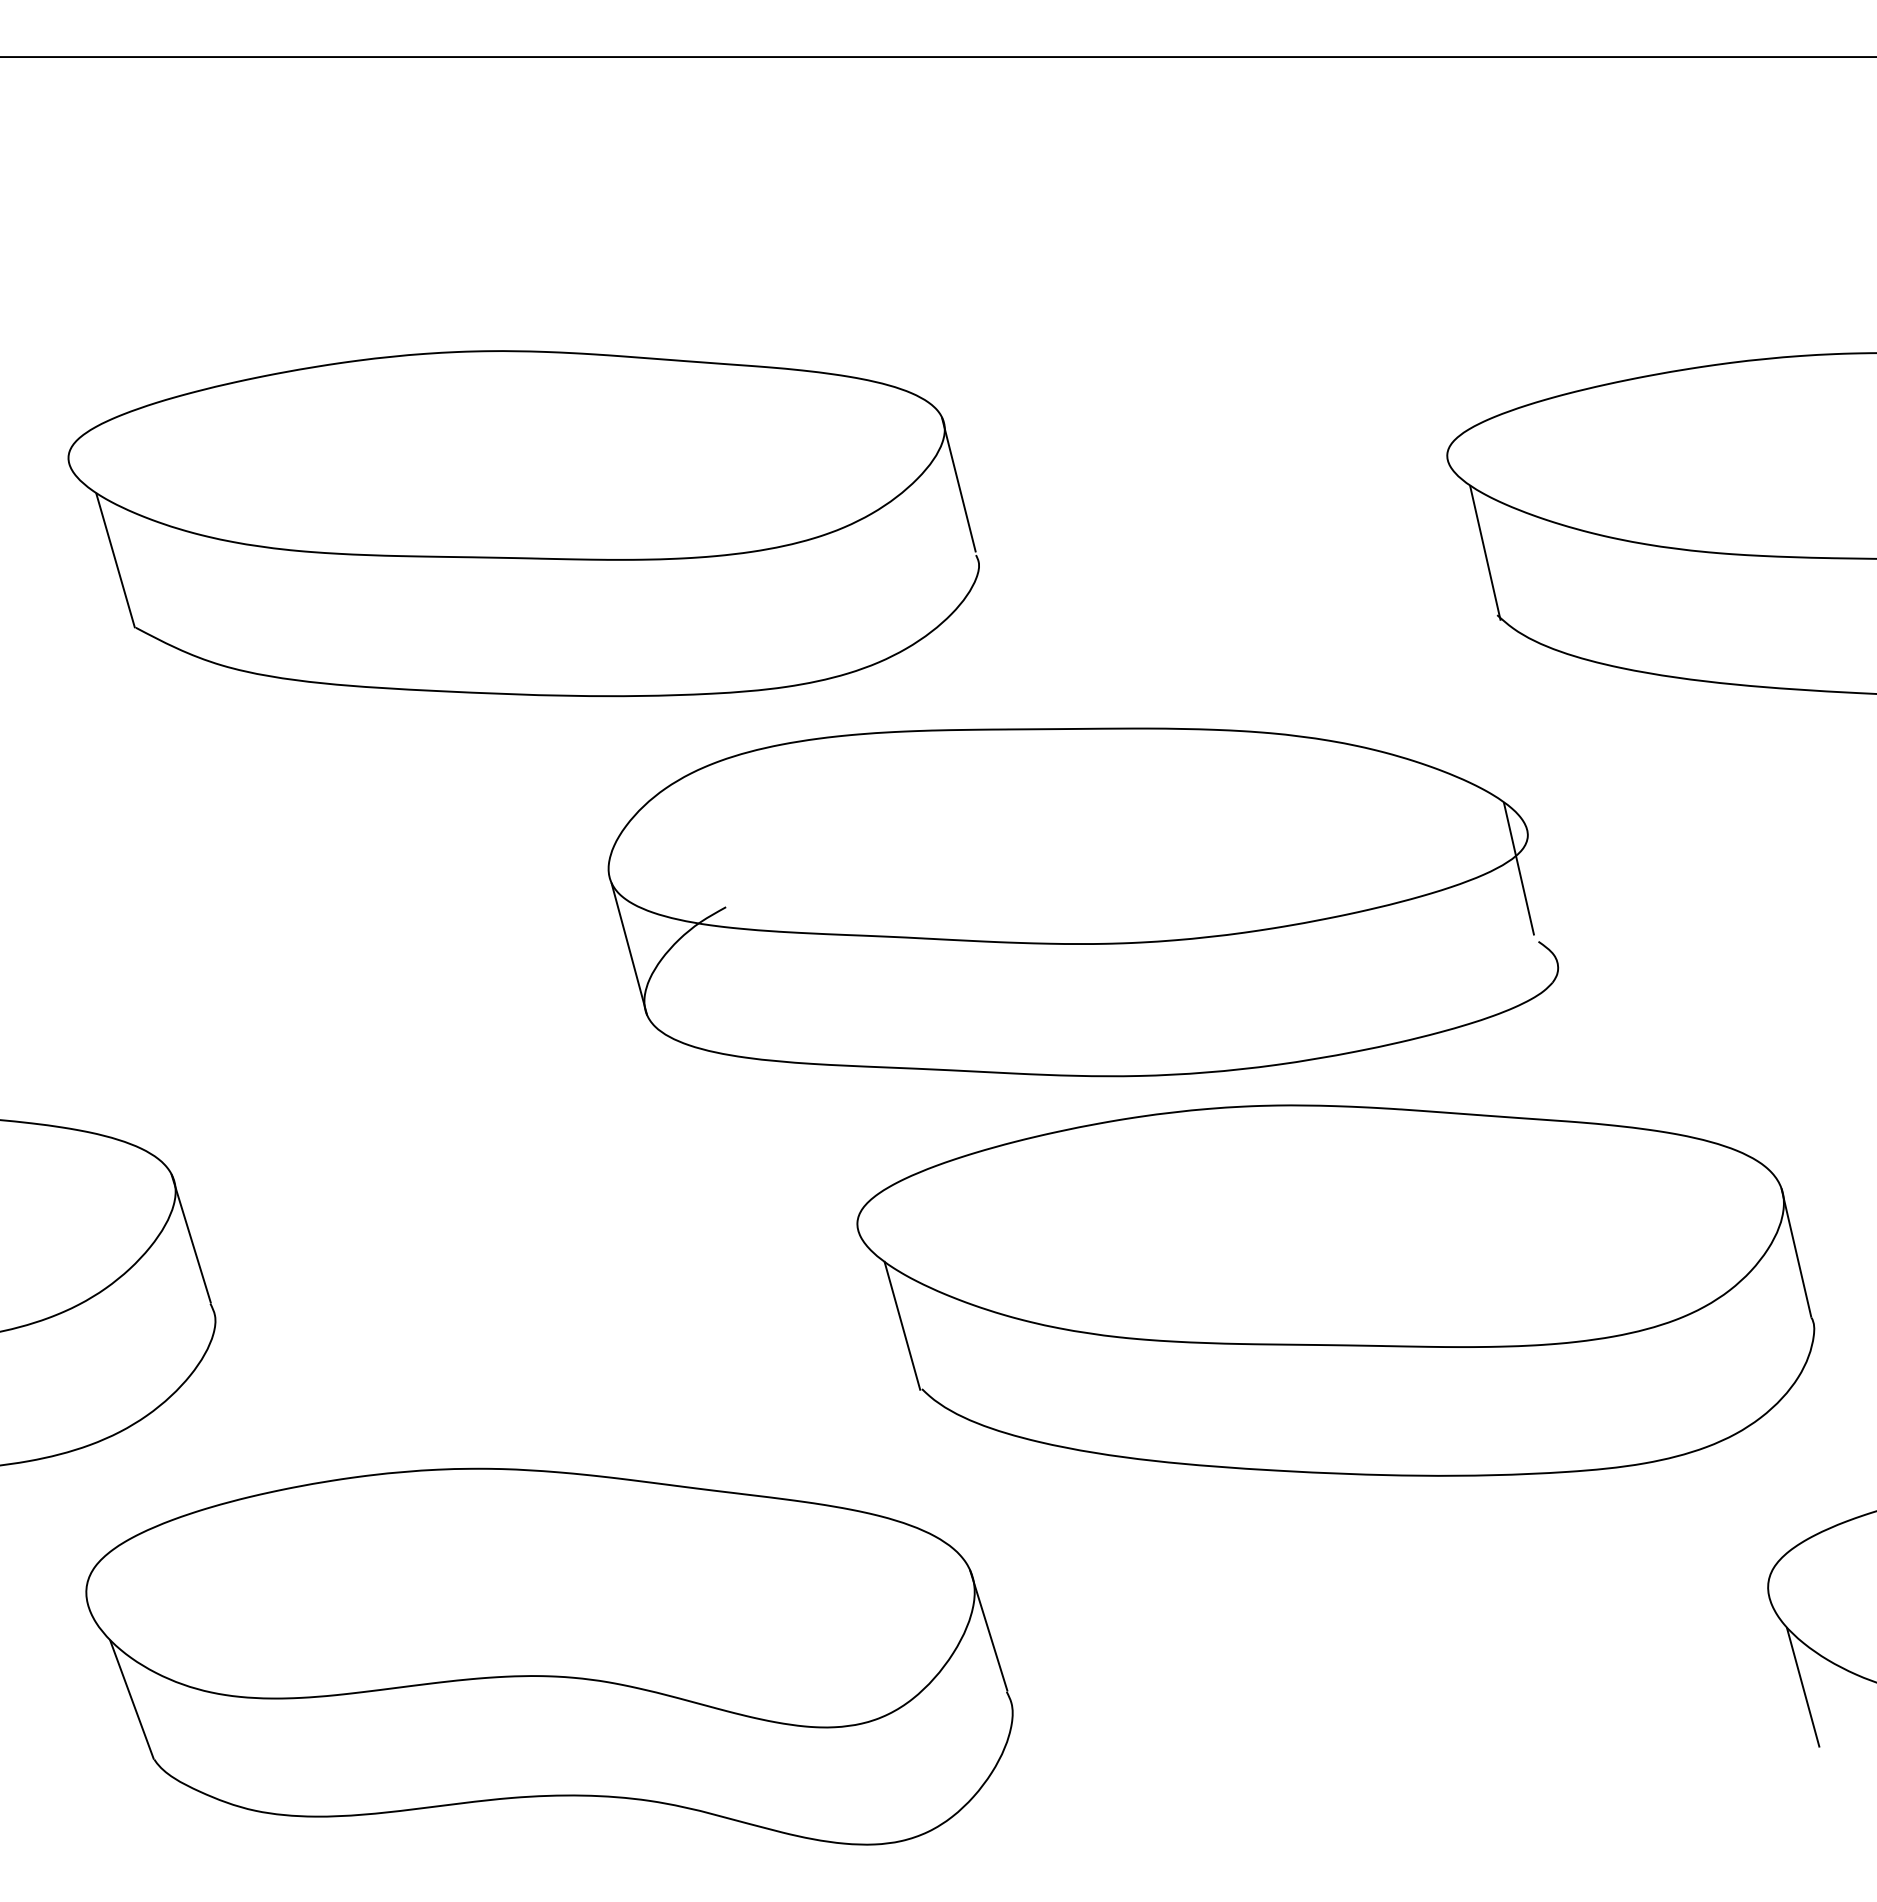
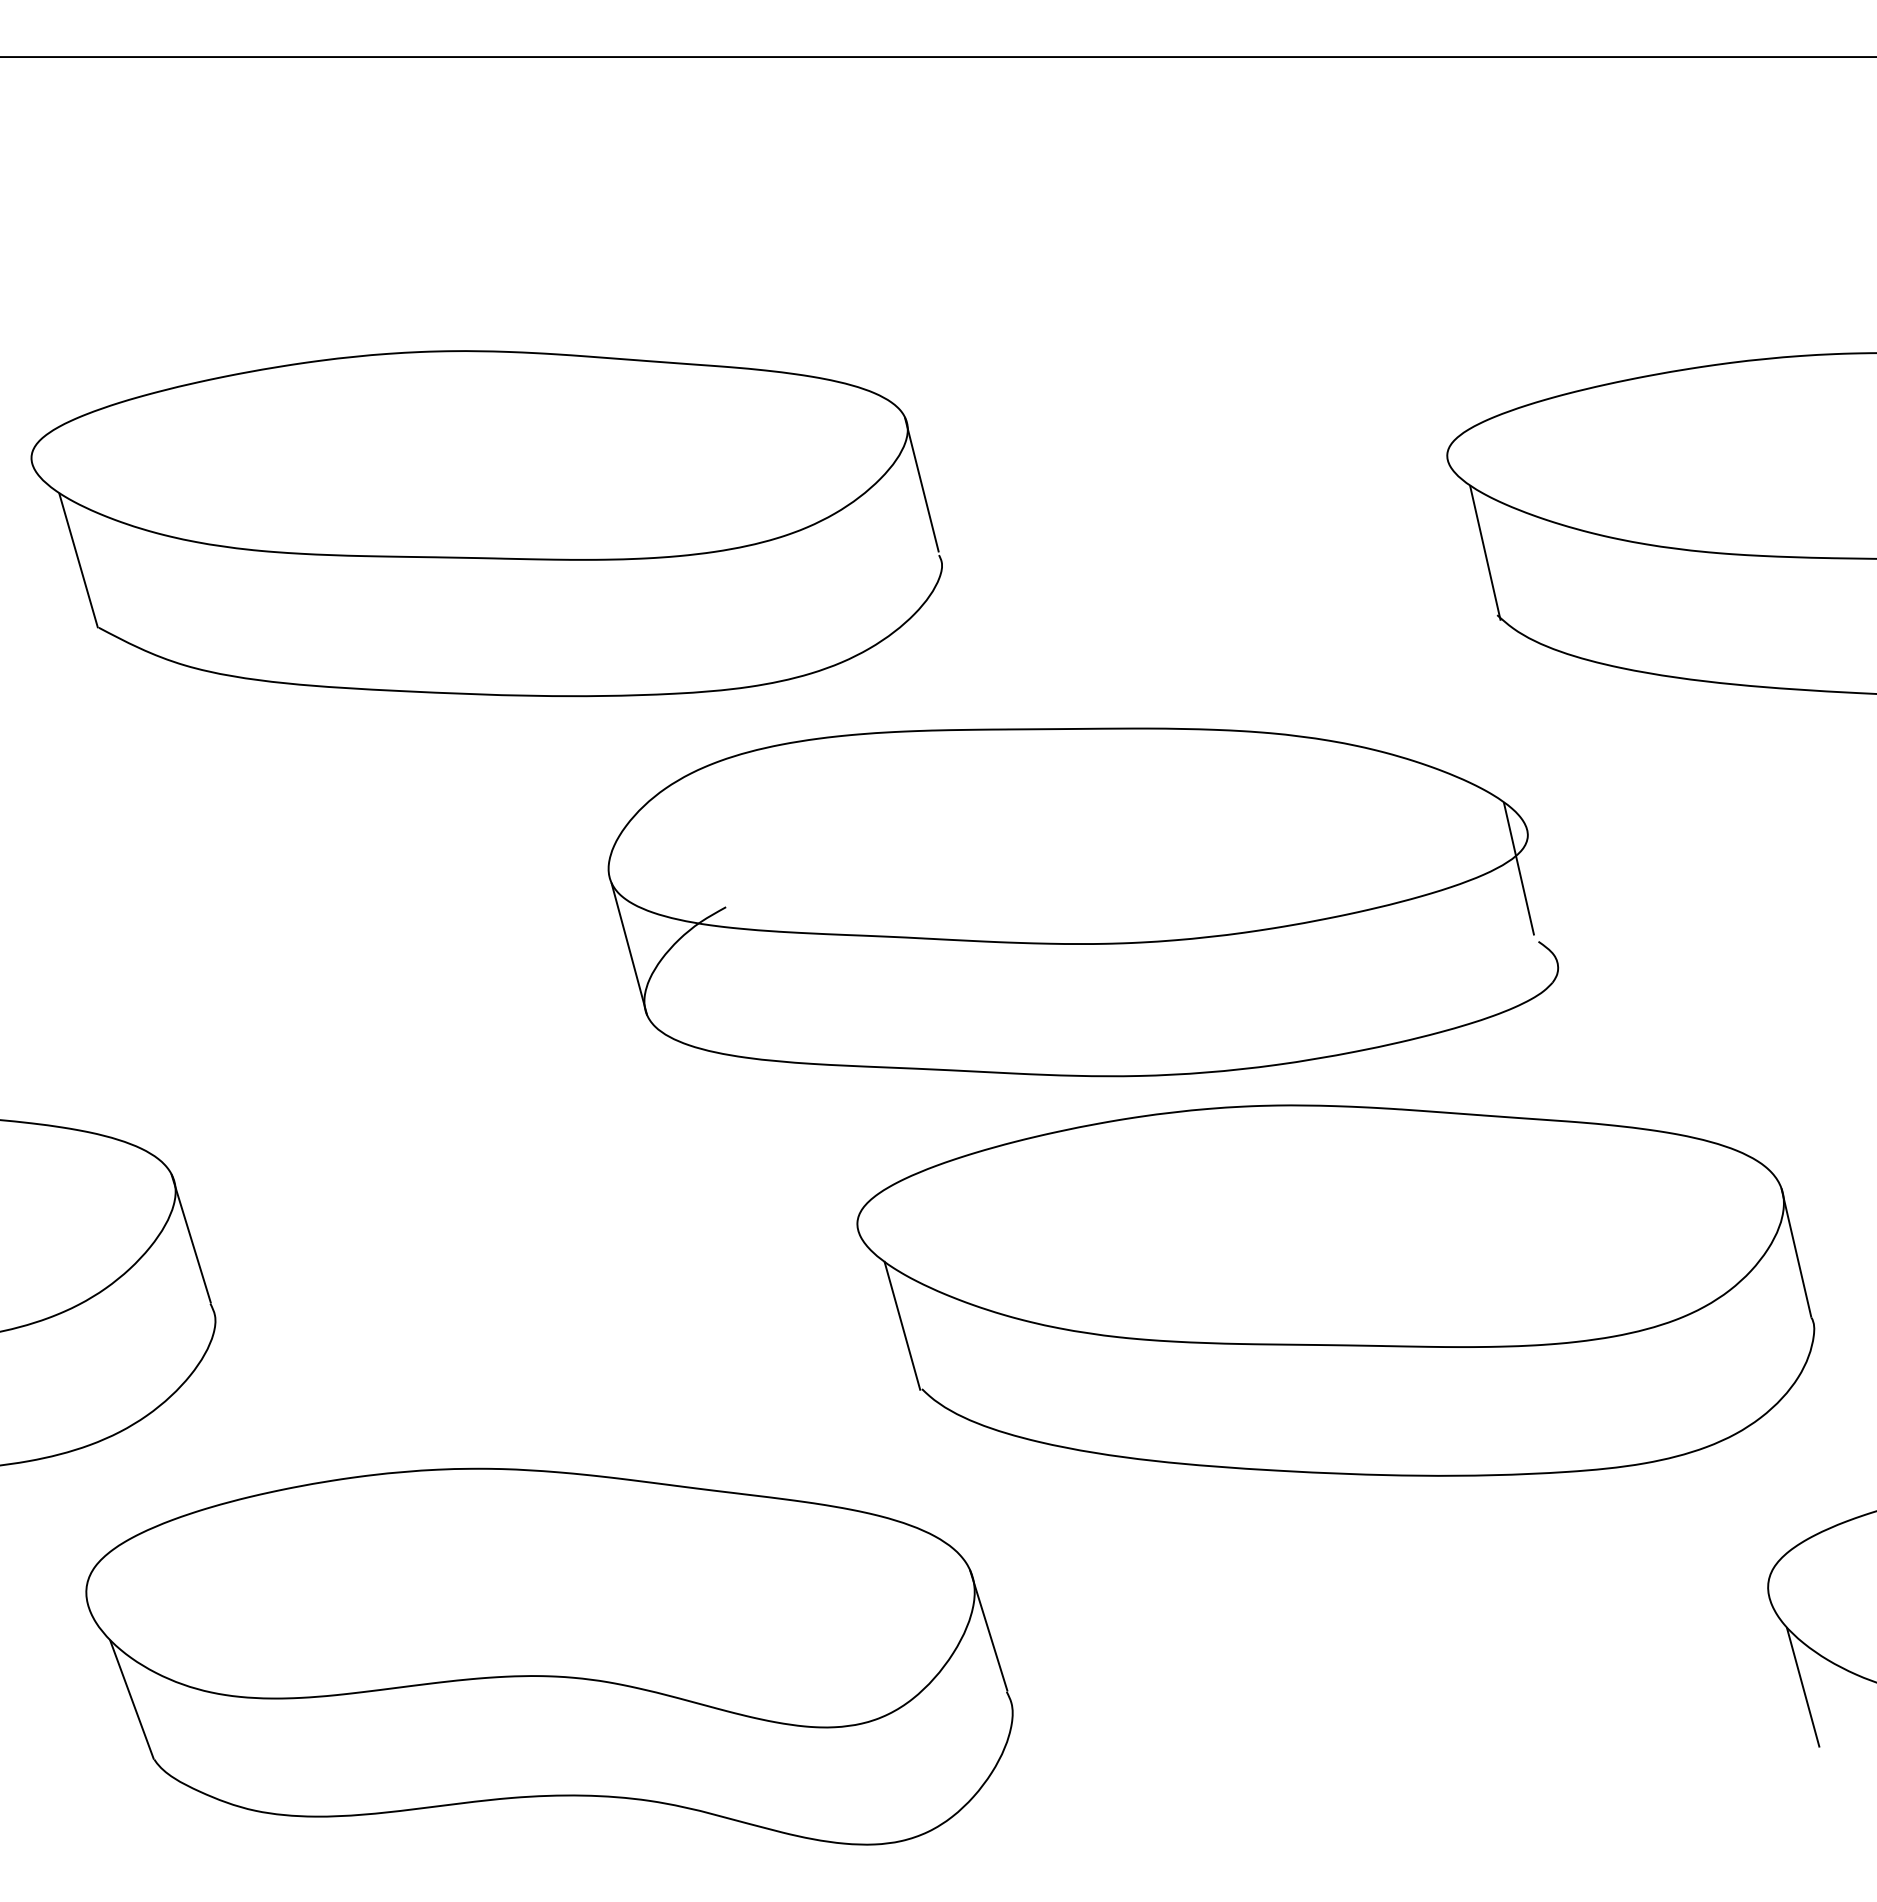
part position: (523, 523) -> (486, 523) (486, 523)
